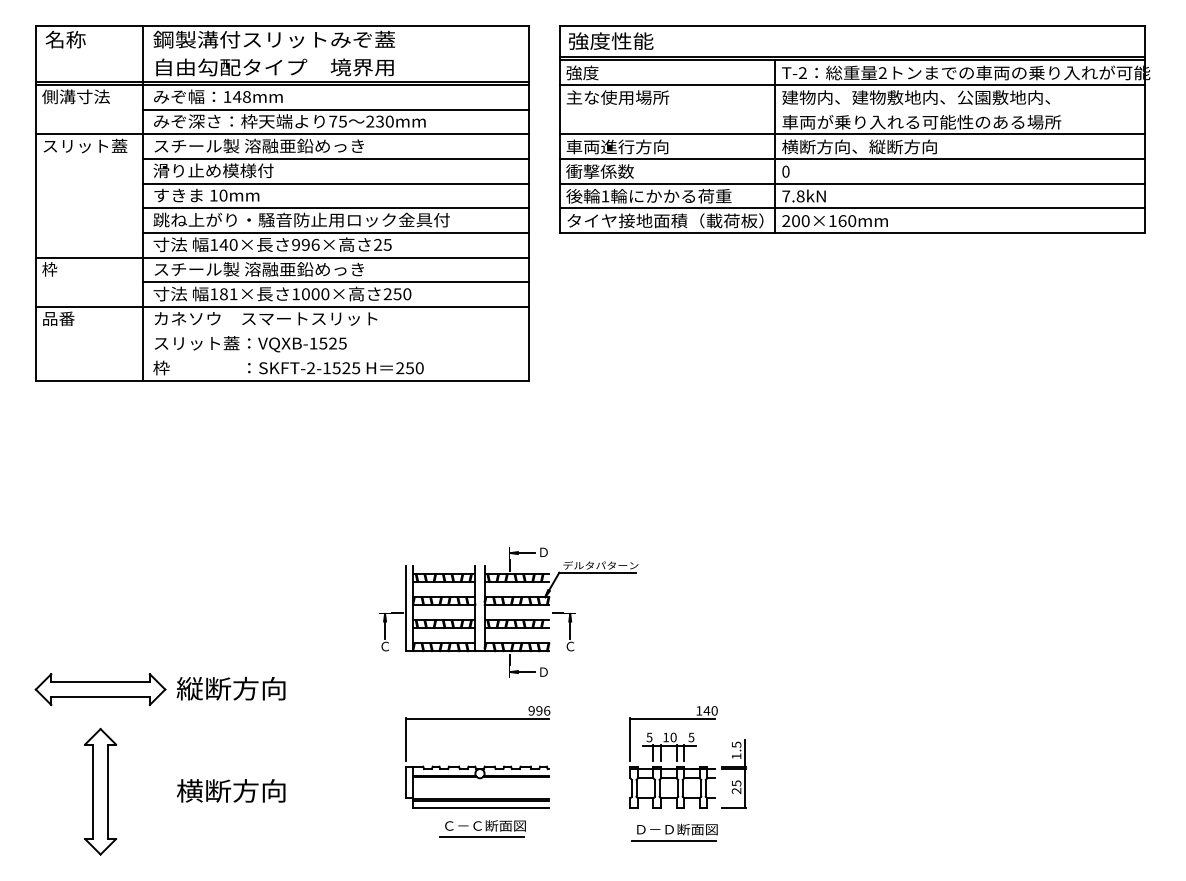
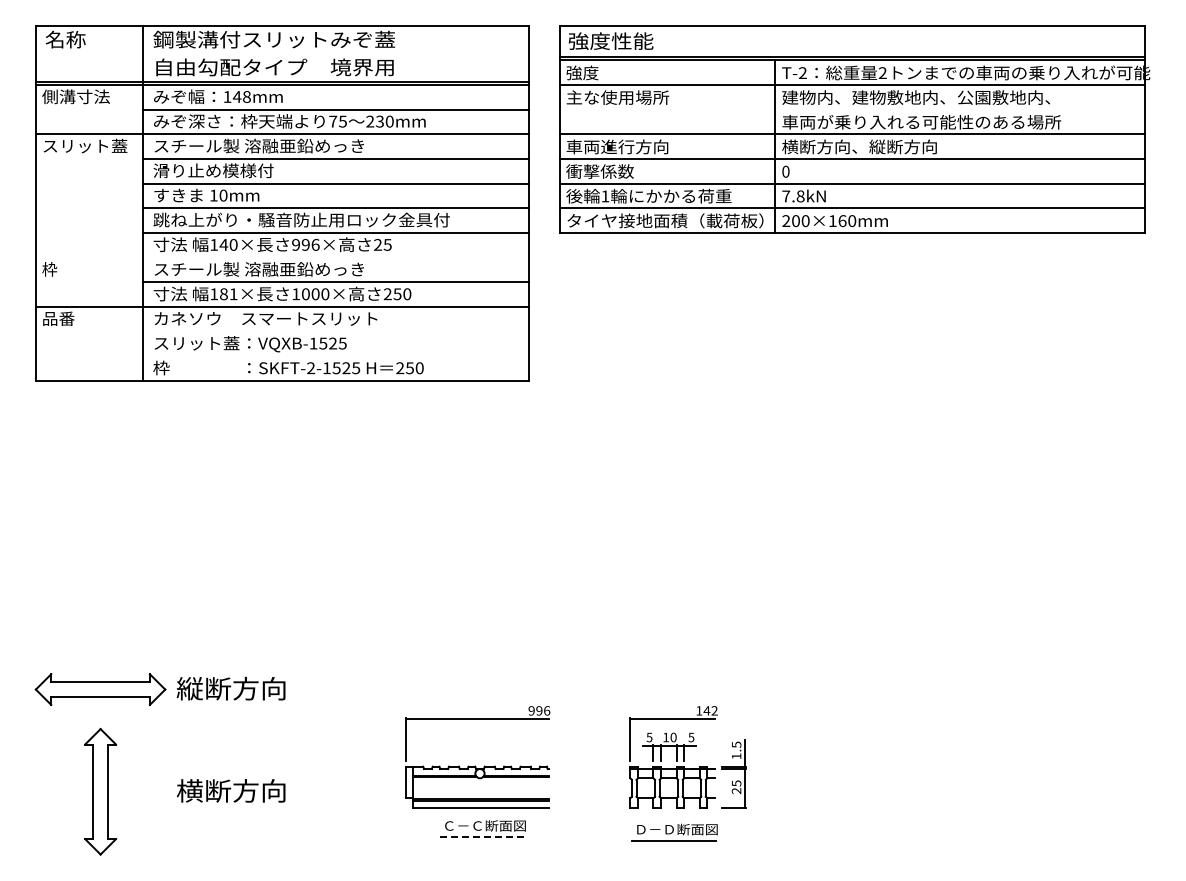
line: present -> none (281, 257)
part: present -> none (508, 605)
text: 140 -> 142 (714, 710)
line: solid -> dashed (482, 837)
